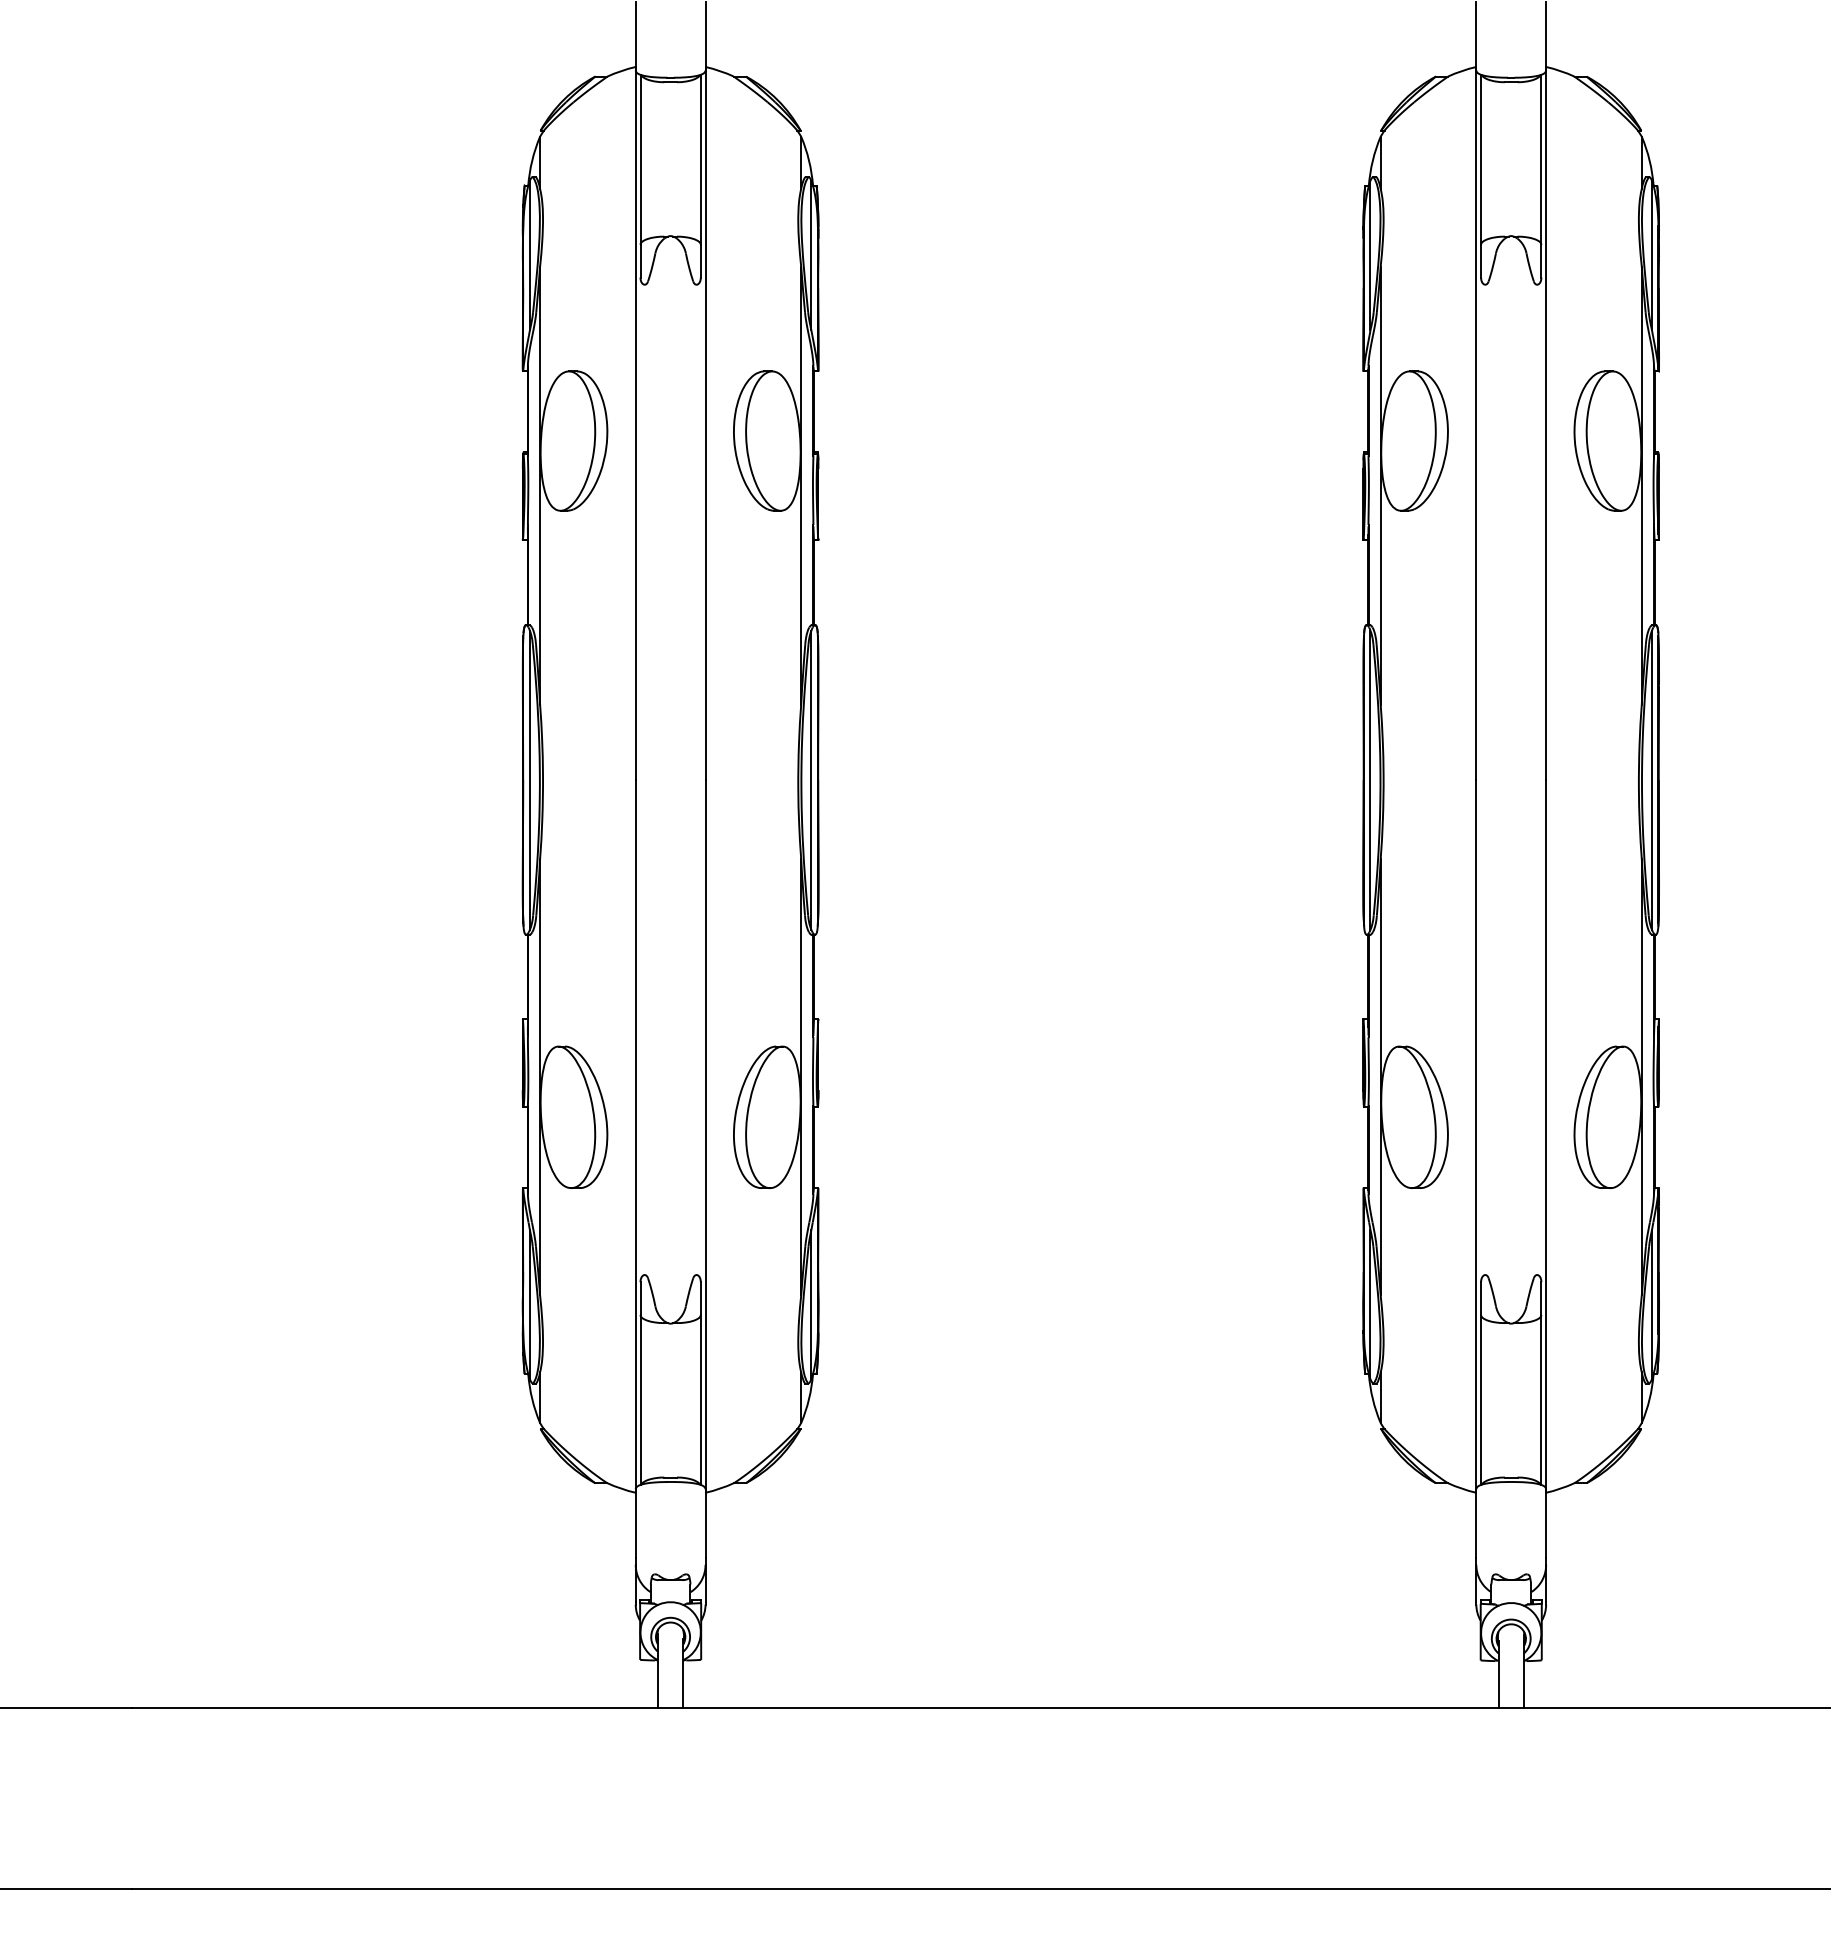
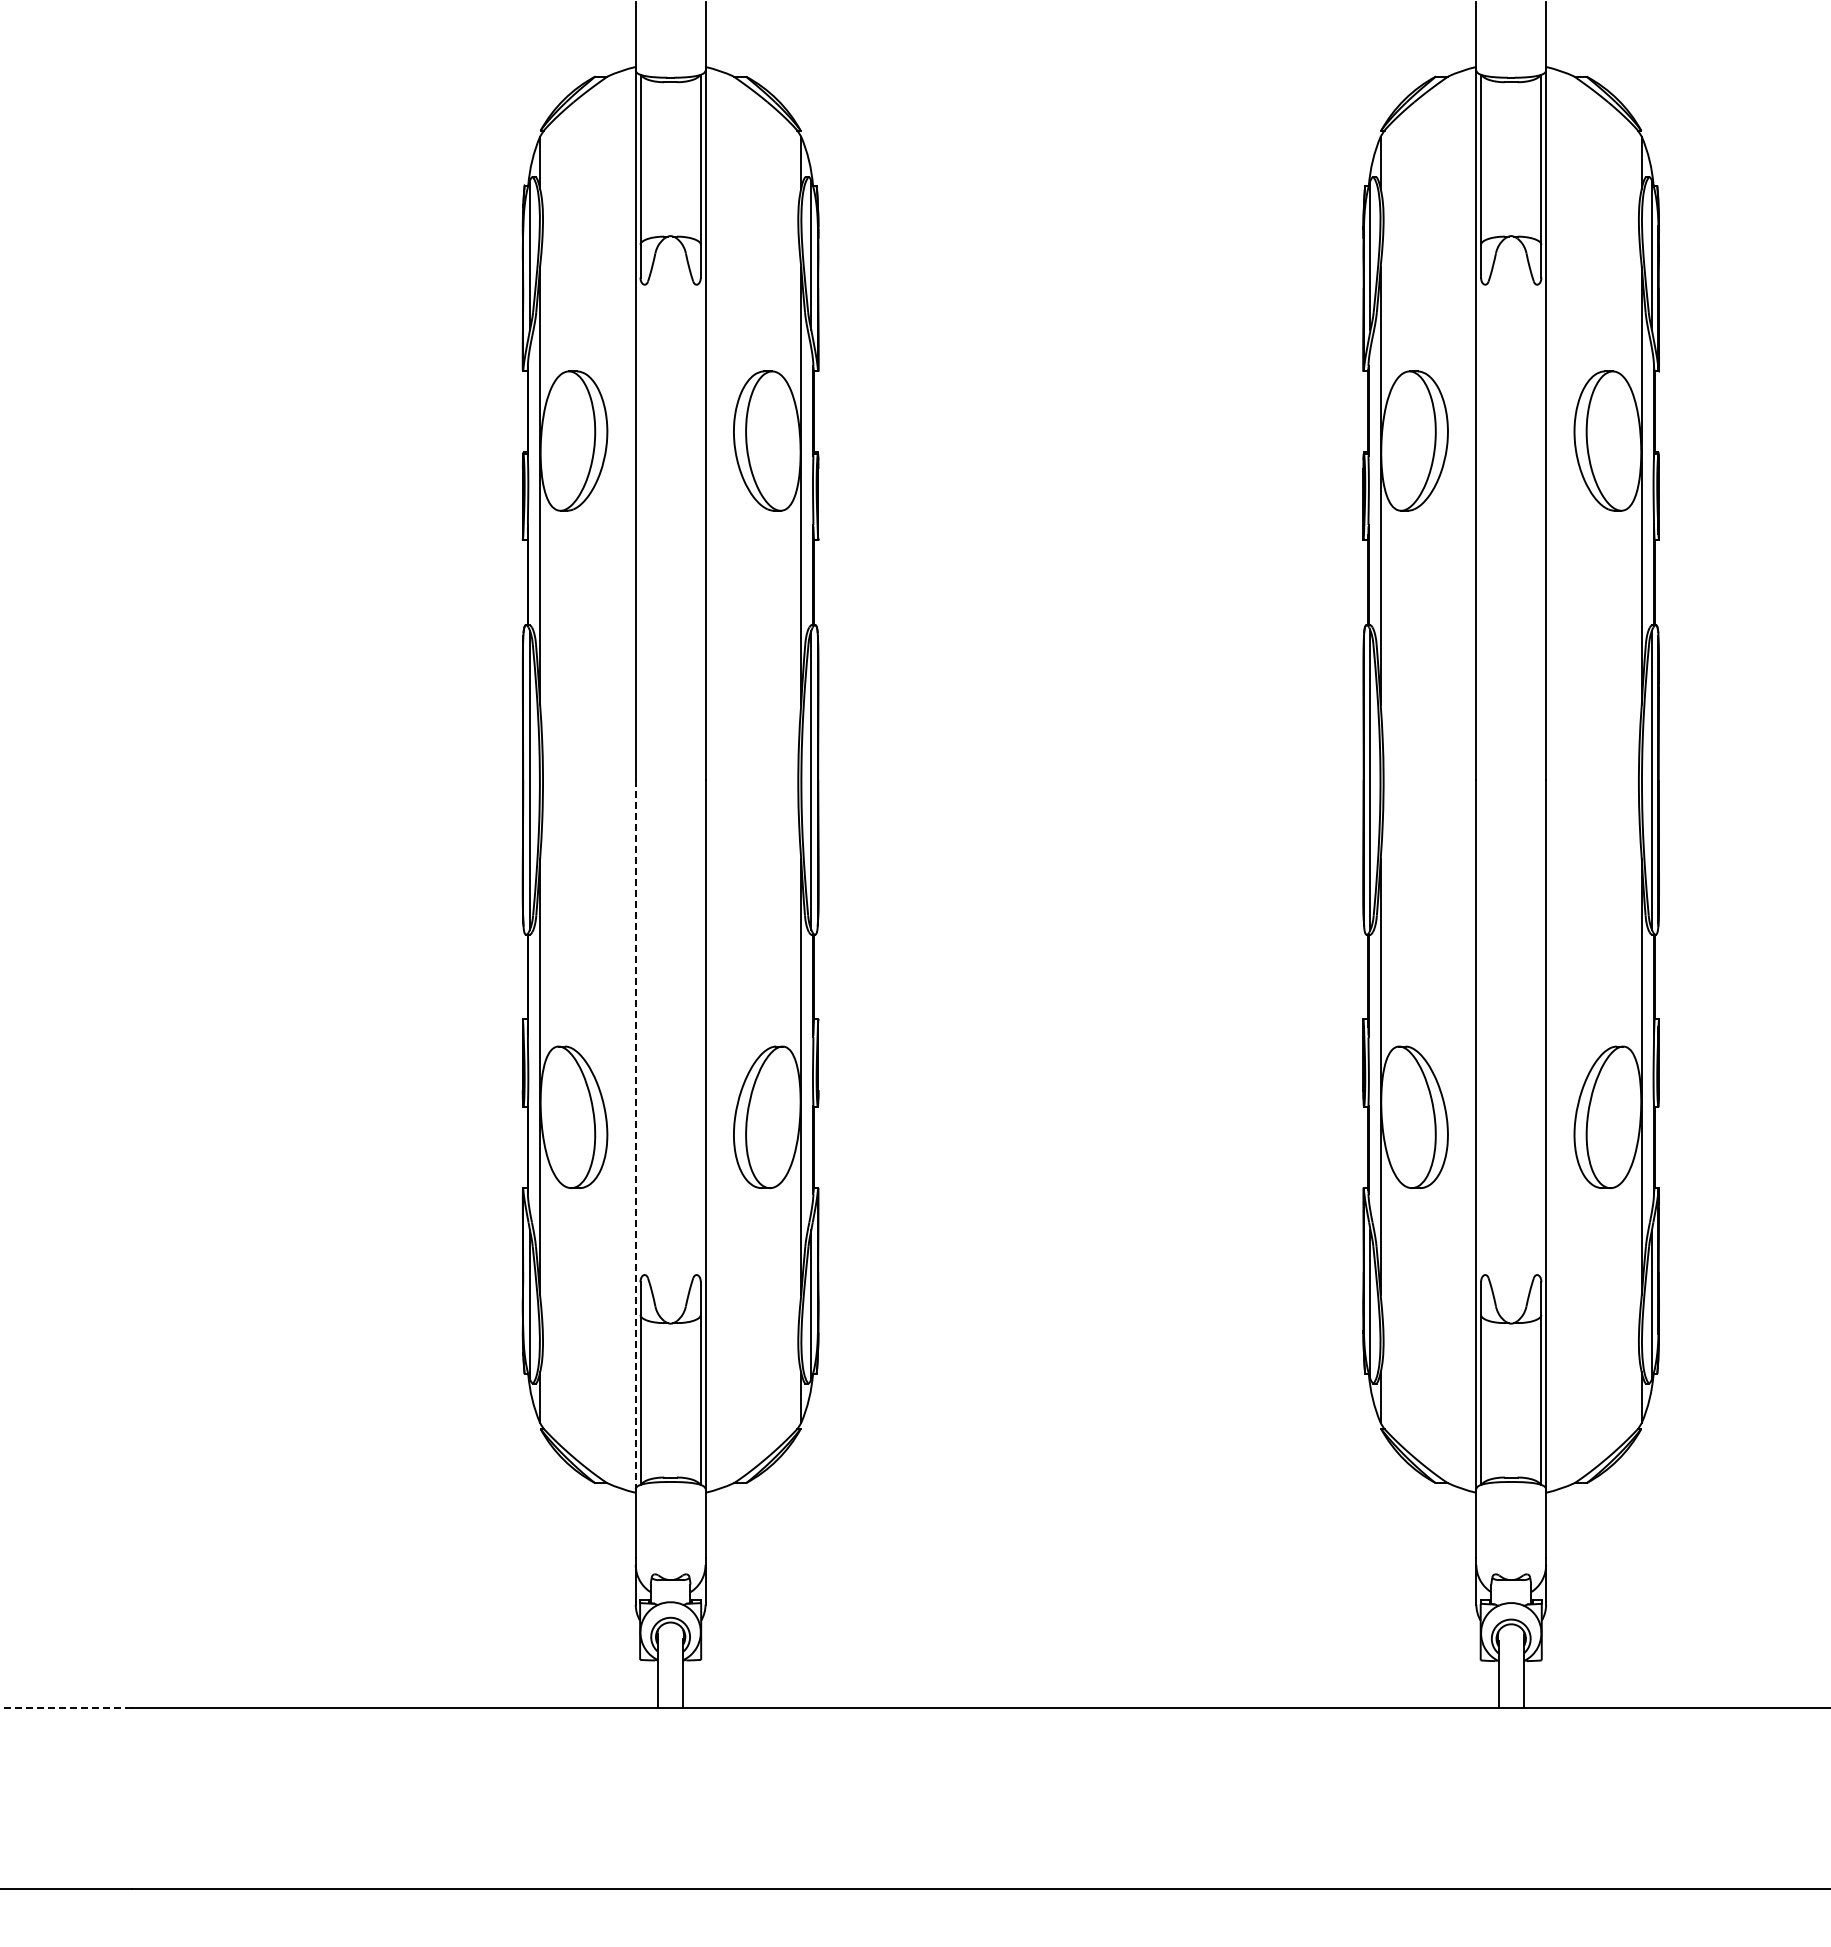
line: solid -> dashed (635, 1136)
line: solid -> dashed (66, 1707)
